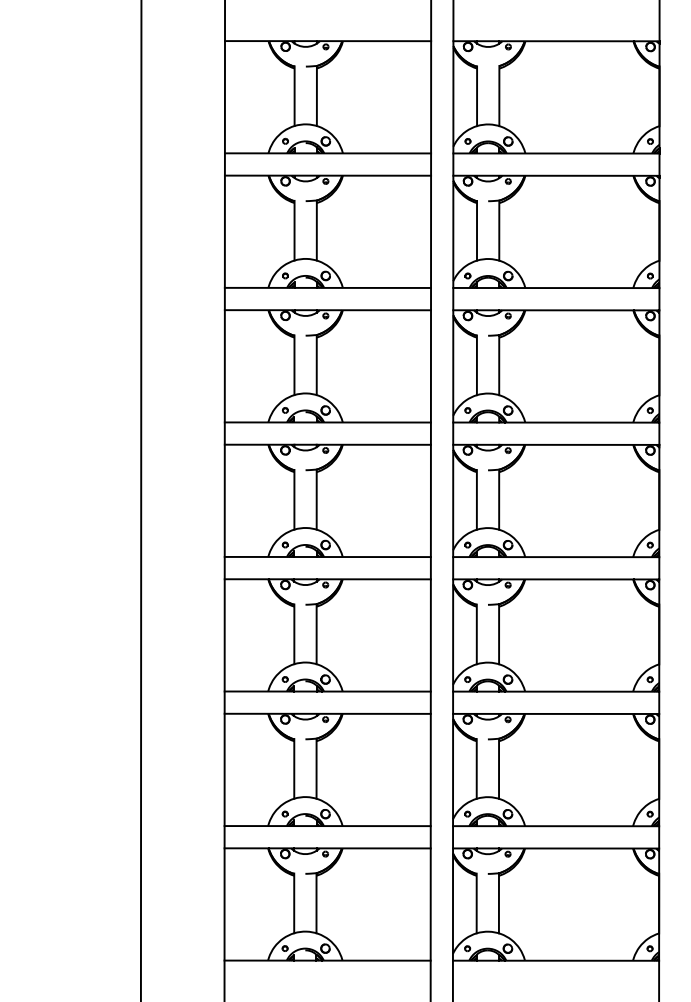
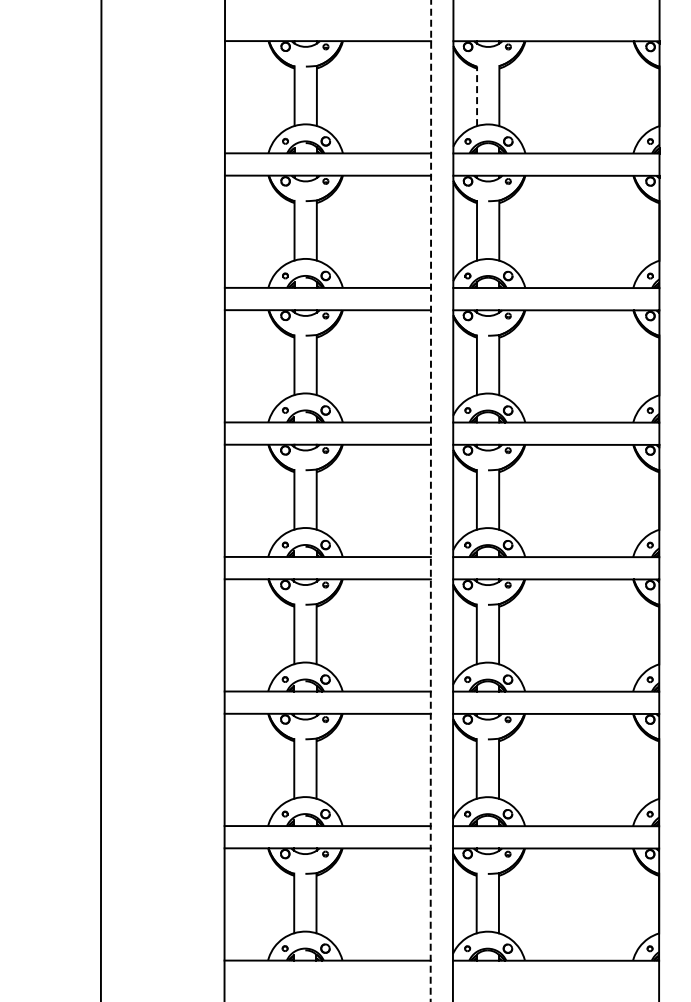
line: solid -> dashed (477, 96)
line position: (140, 500) -> (100, 500) (100, 500)
line: solid -> dashed (430, 500)
